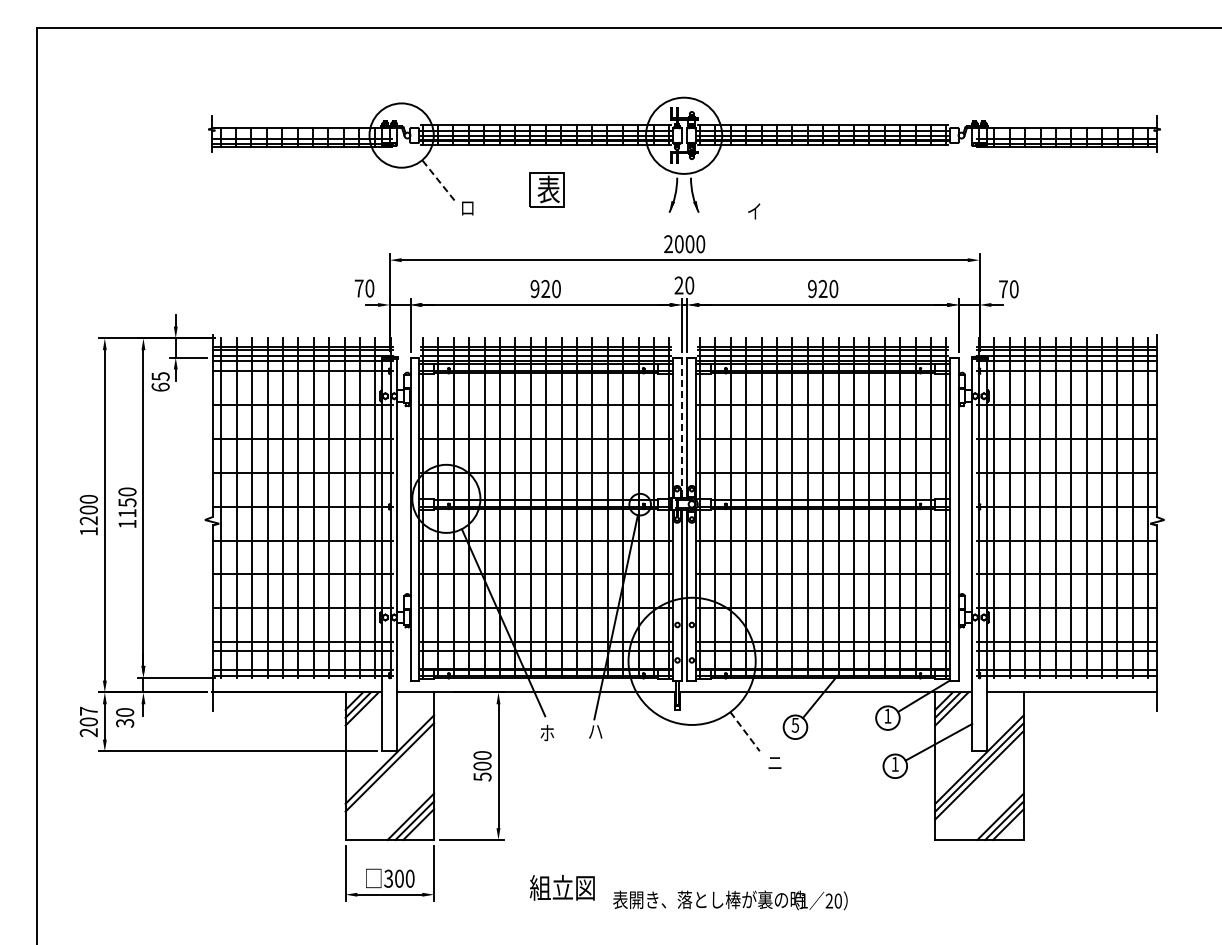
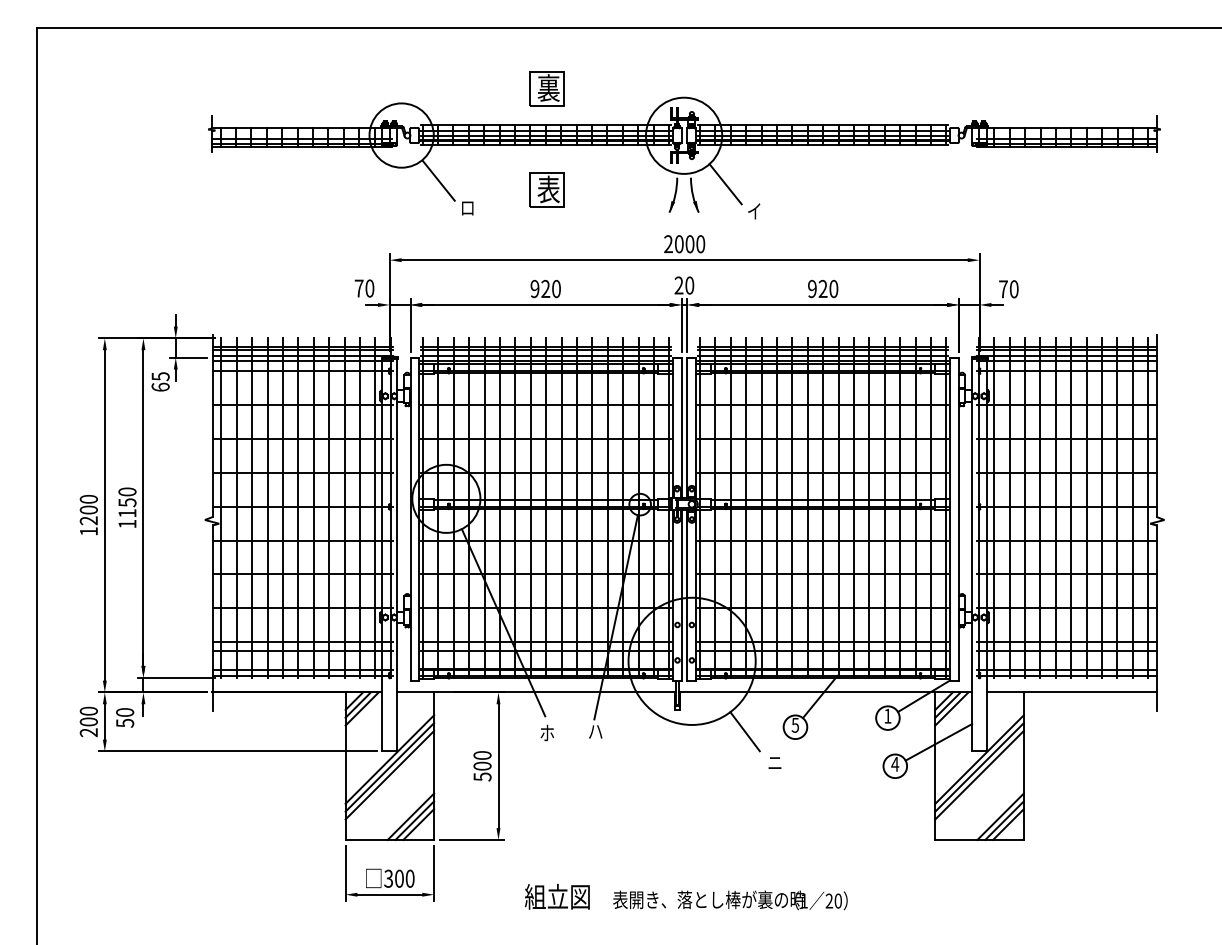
part: none -> present (546, 88)
line: dashed -> solid (438, 180)
line: none -> present (725, 184)
line: dashed -> solid (681, 428)
text: 207 -> 200 (88, 710)
text: 30 -> 50 (124, 723)
line: dashed -> solid (745, 732)
text: 1 -> 4 (895, 764)
line: none -> present (389, 774)
text position: (561, 887) -> (556, 896) (556, 896)
